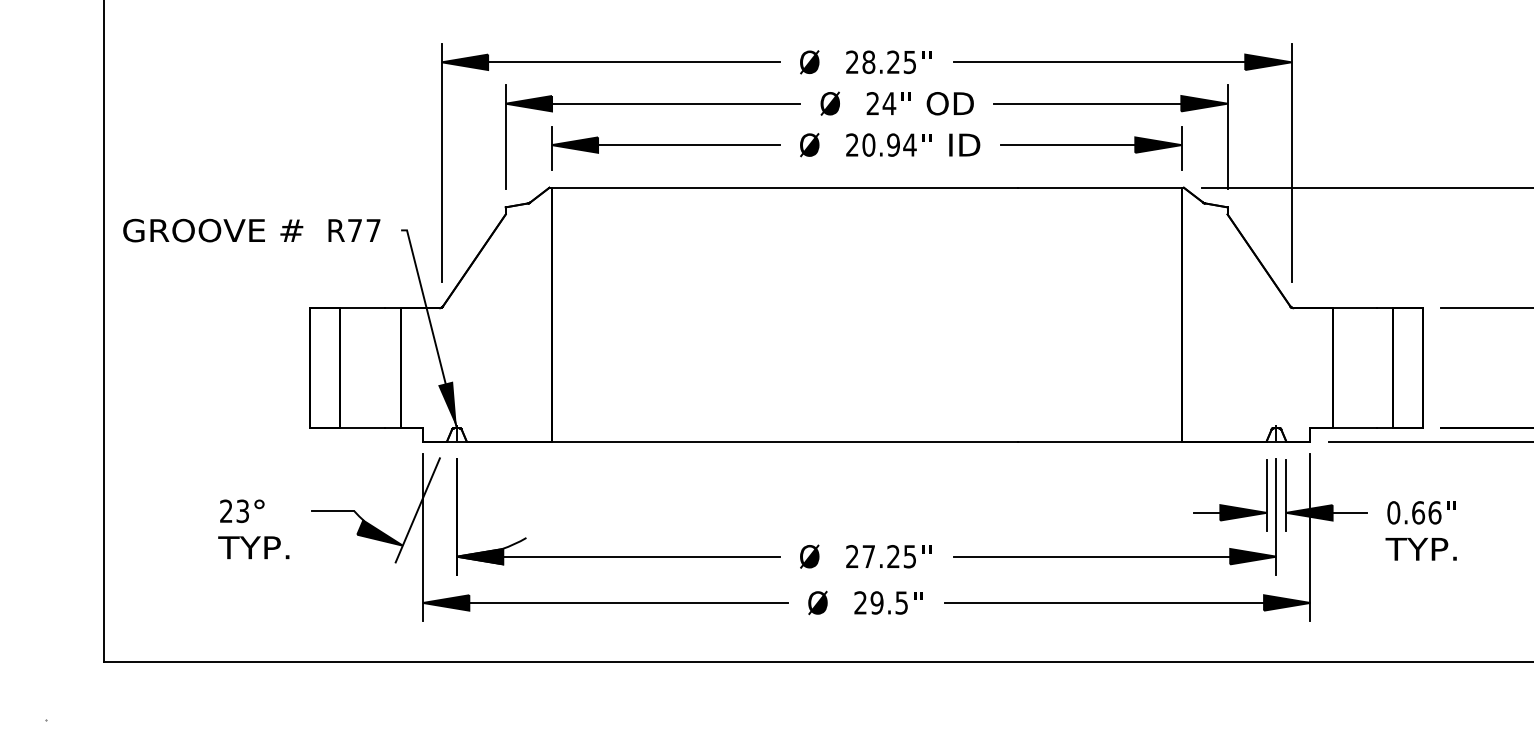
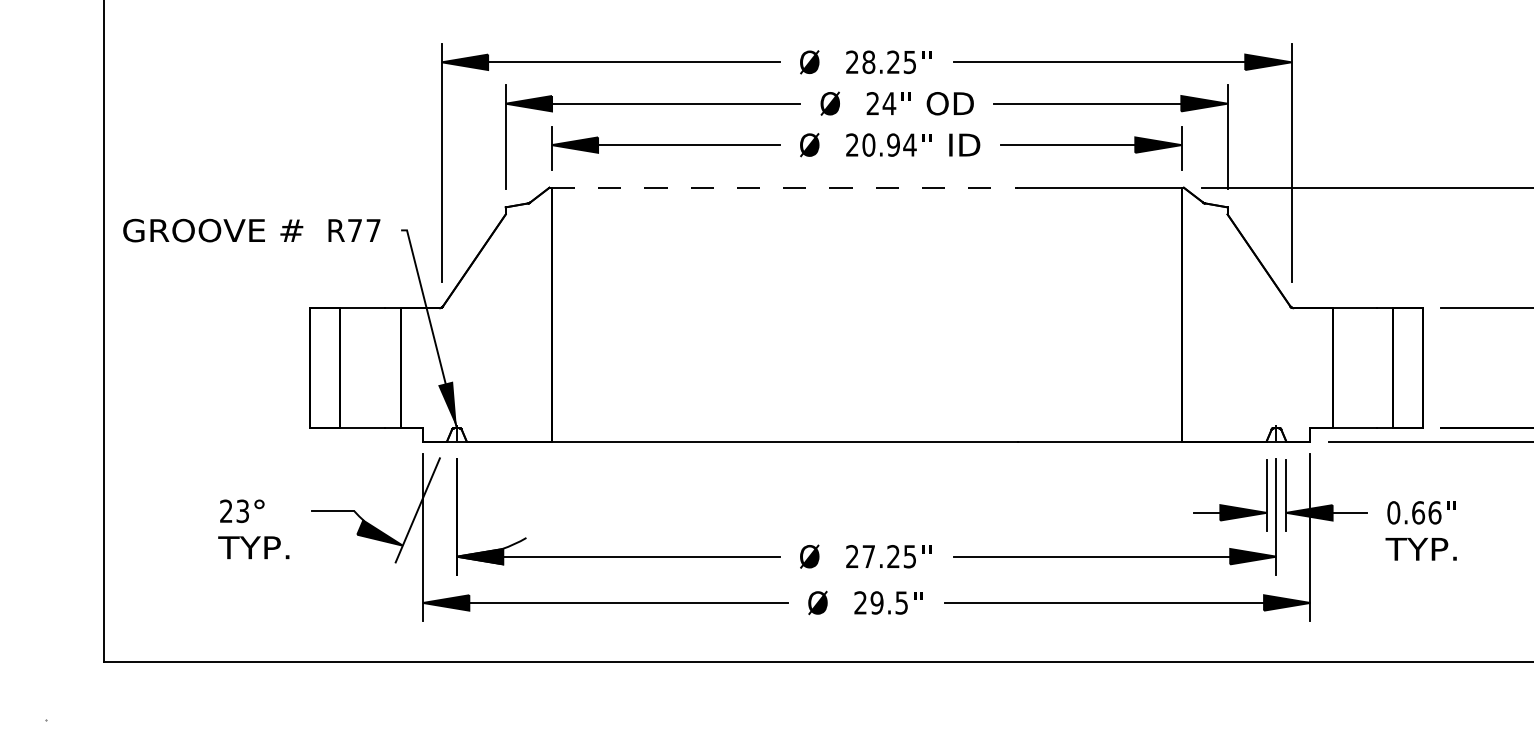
line: solid -> dashed (784, 187)
